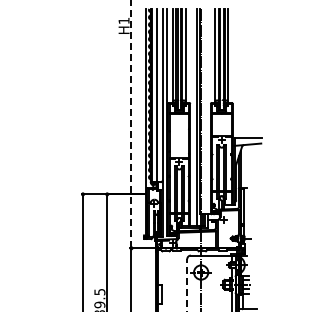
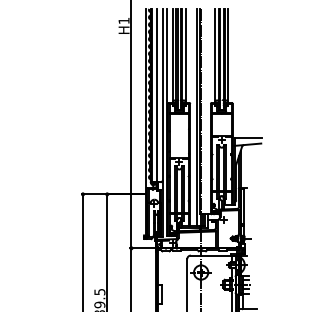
line: dashed -> solid (131, 124)
line: dashed -> solid (187, 285)
